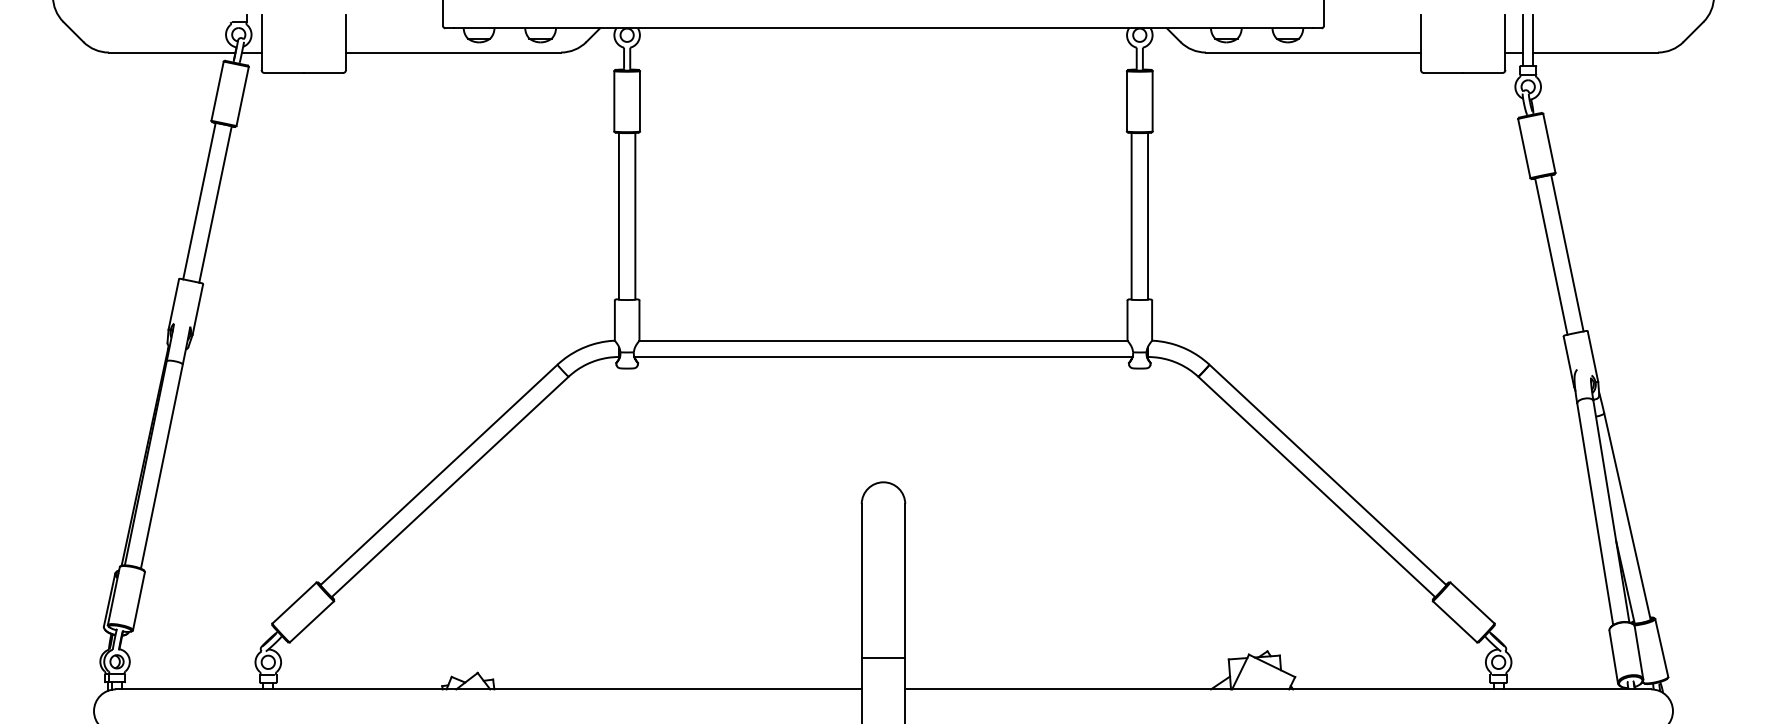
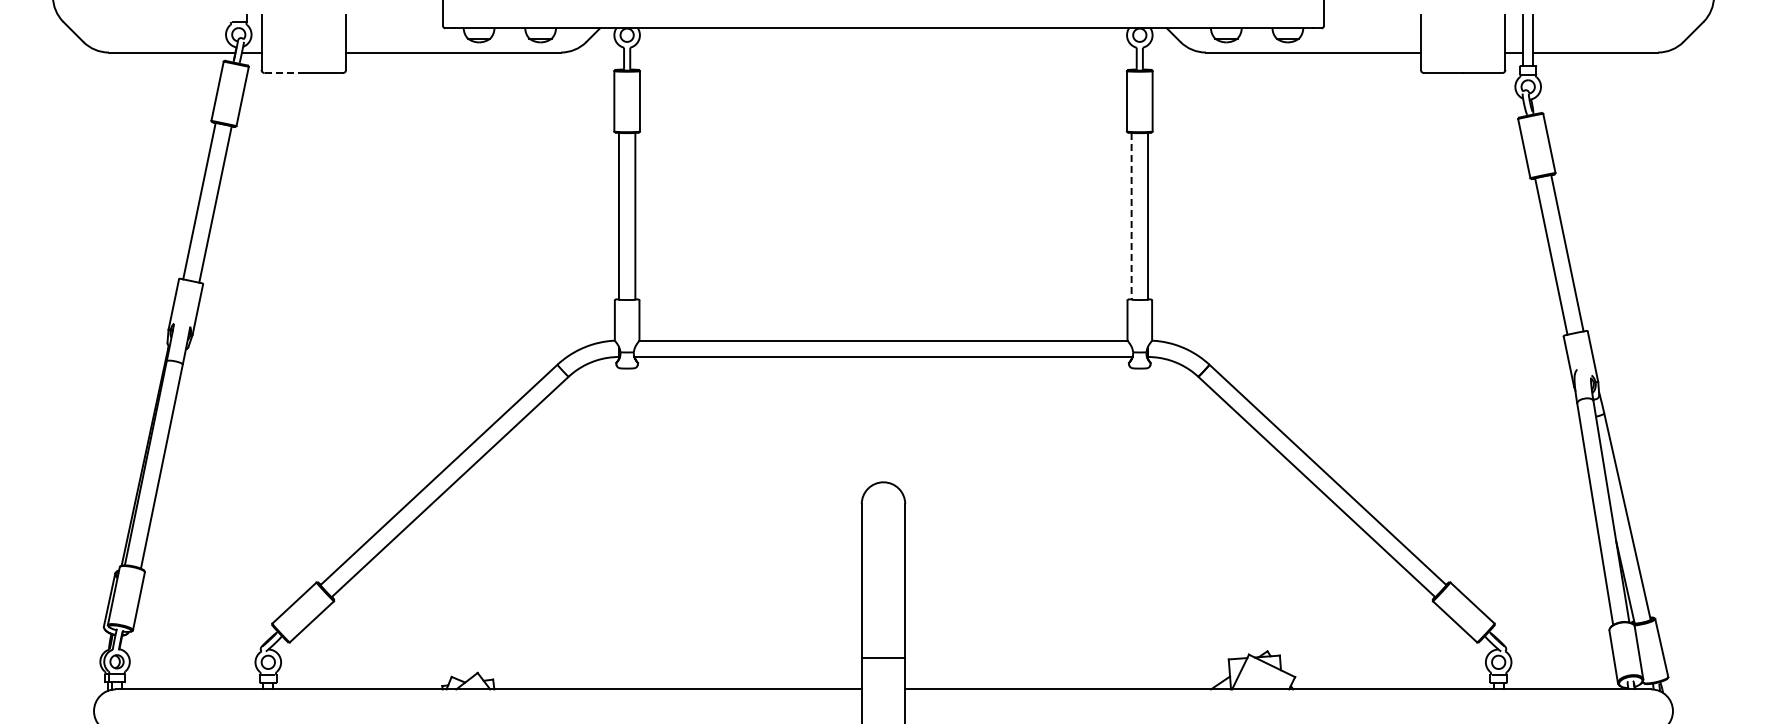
line: solid -> dashed (284, 73)
line: solid -> dashed (1131, 216)
